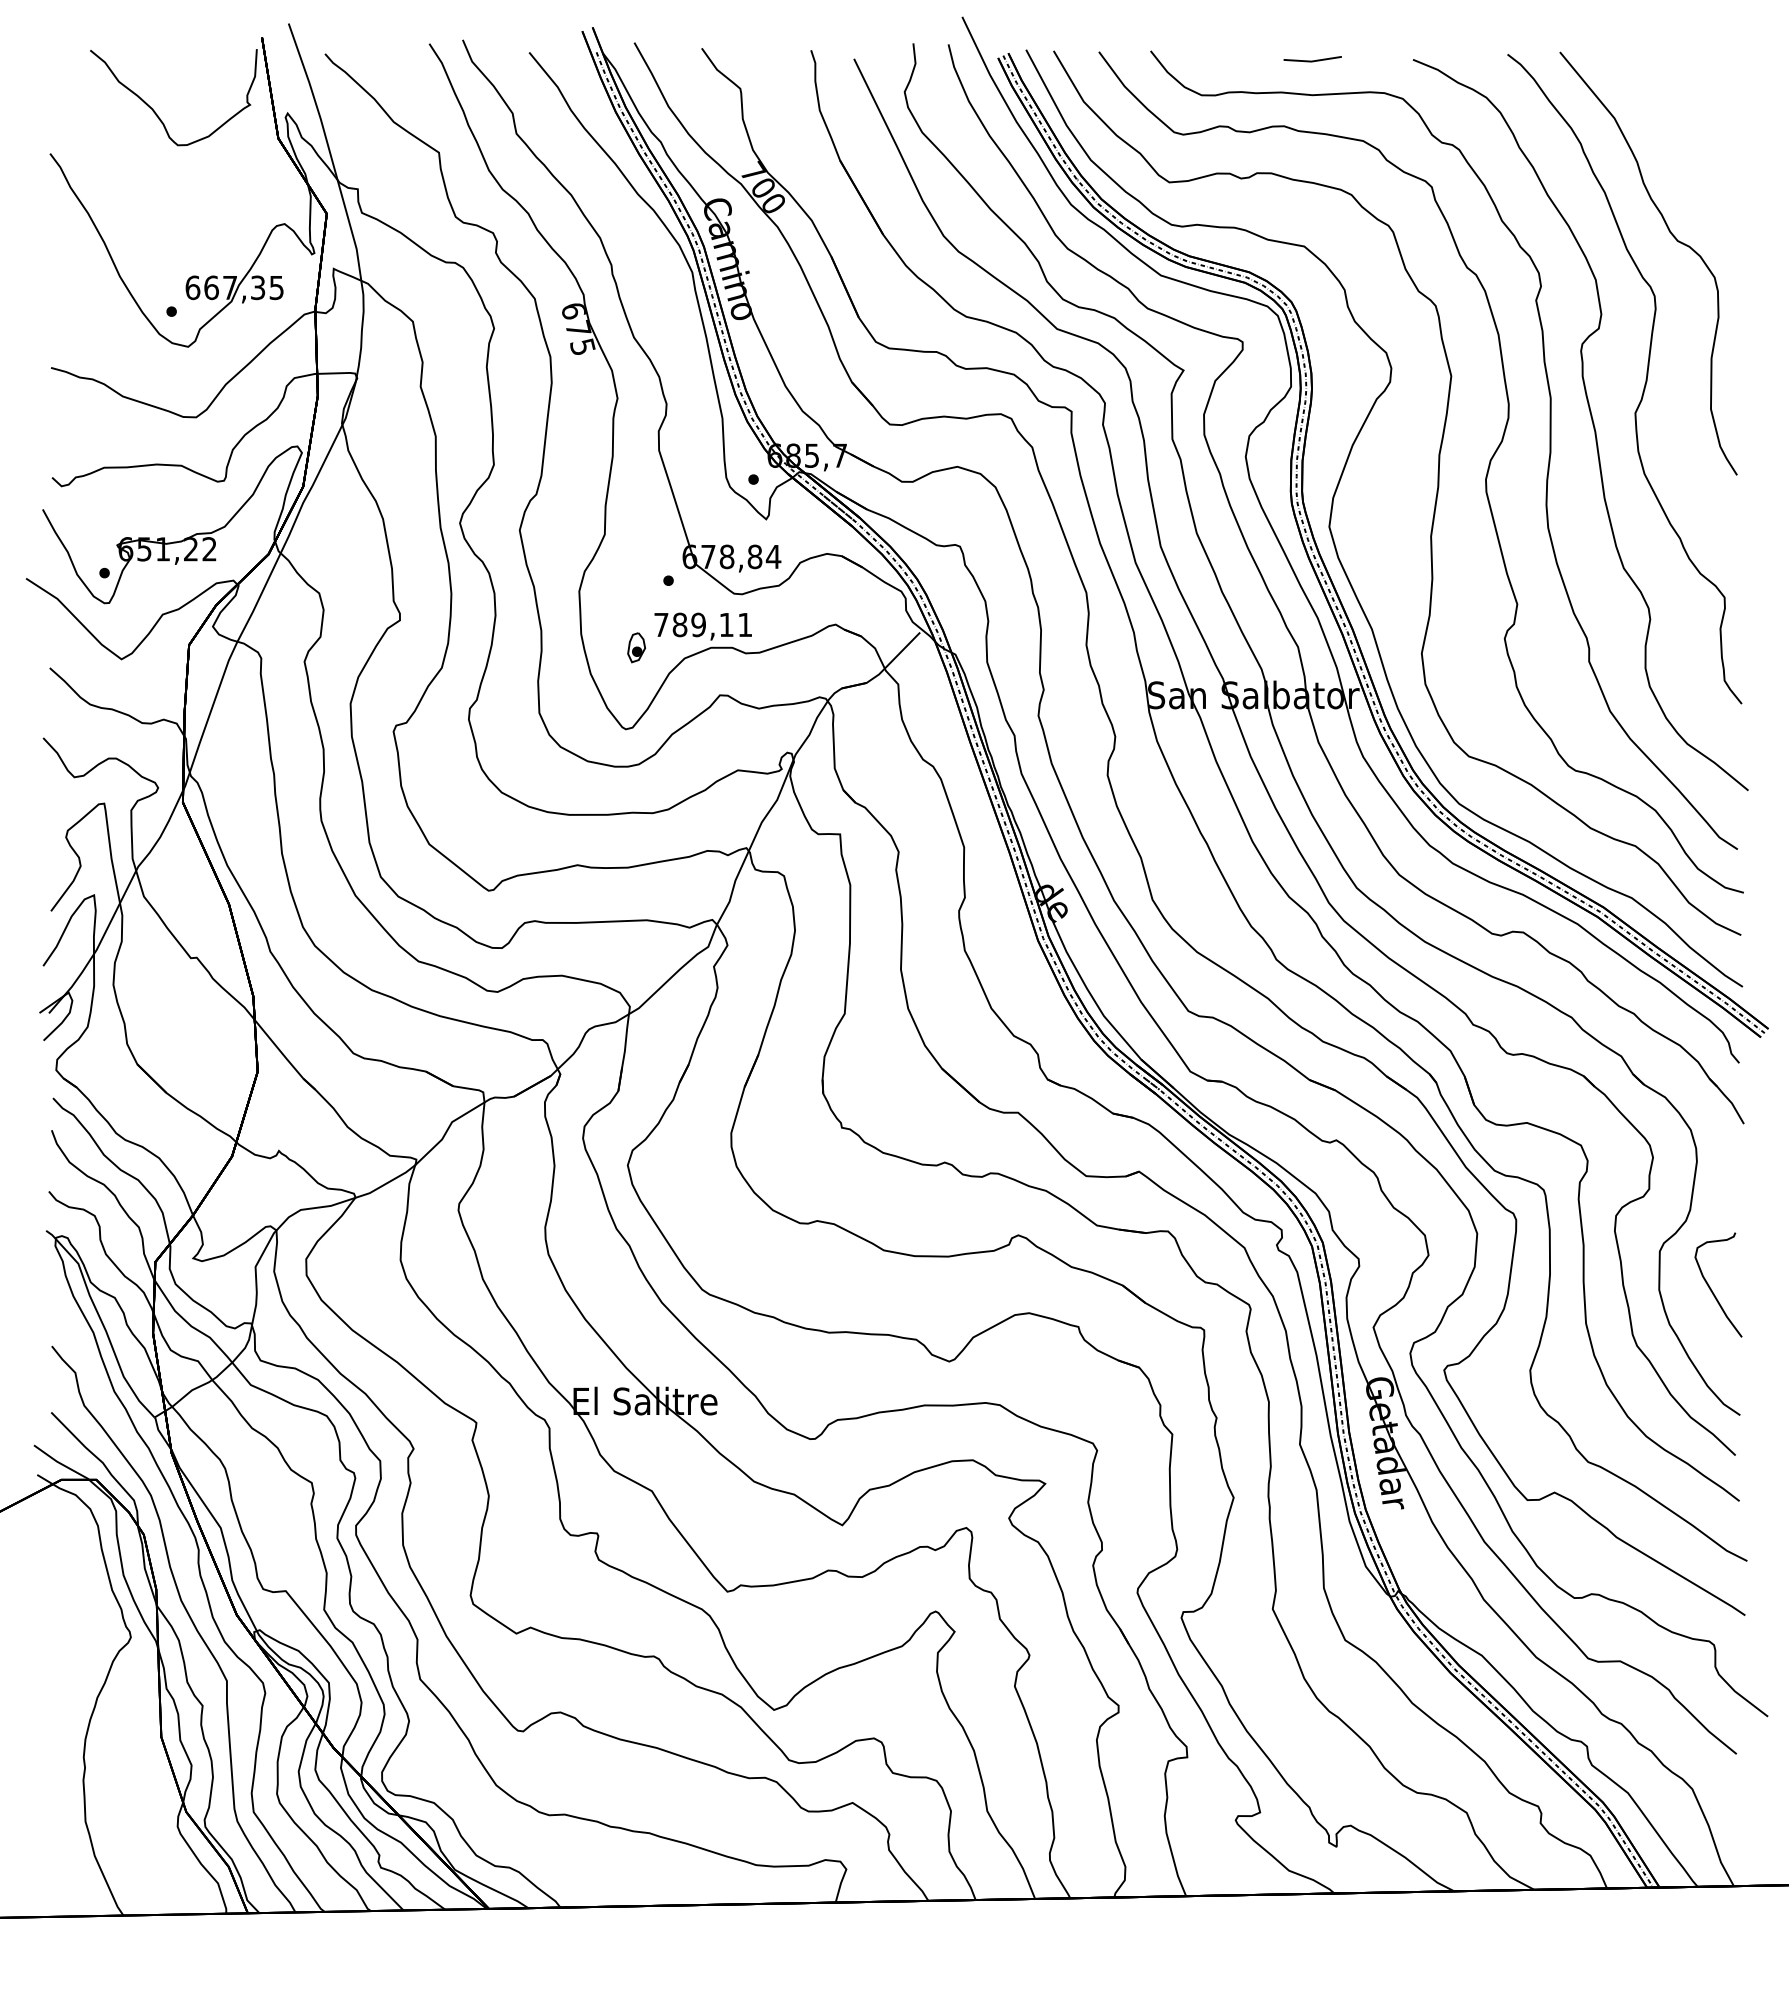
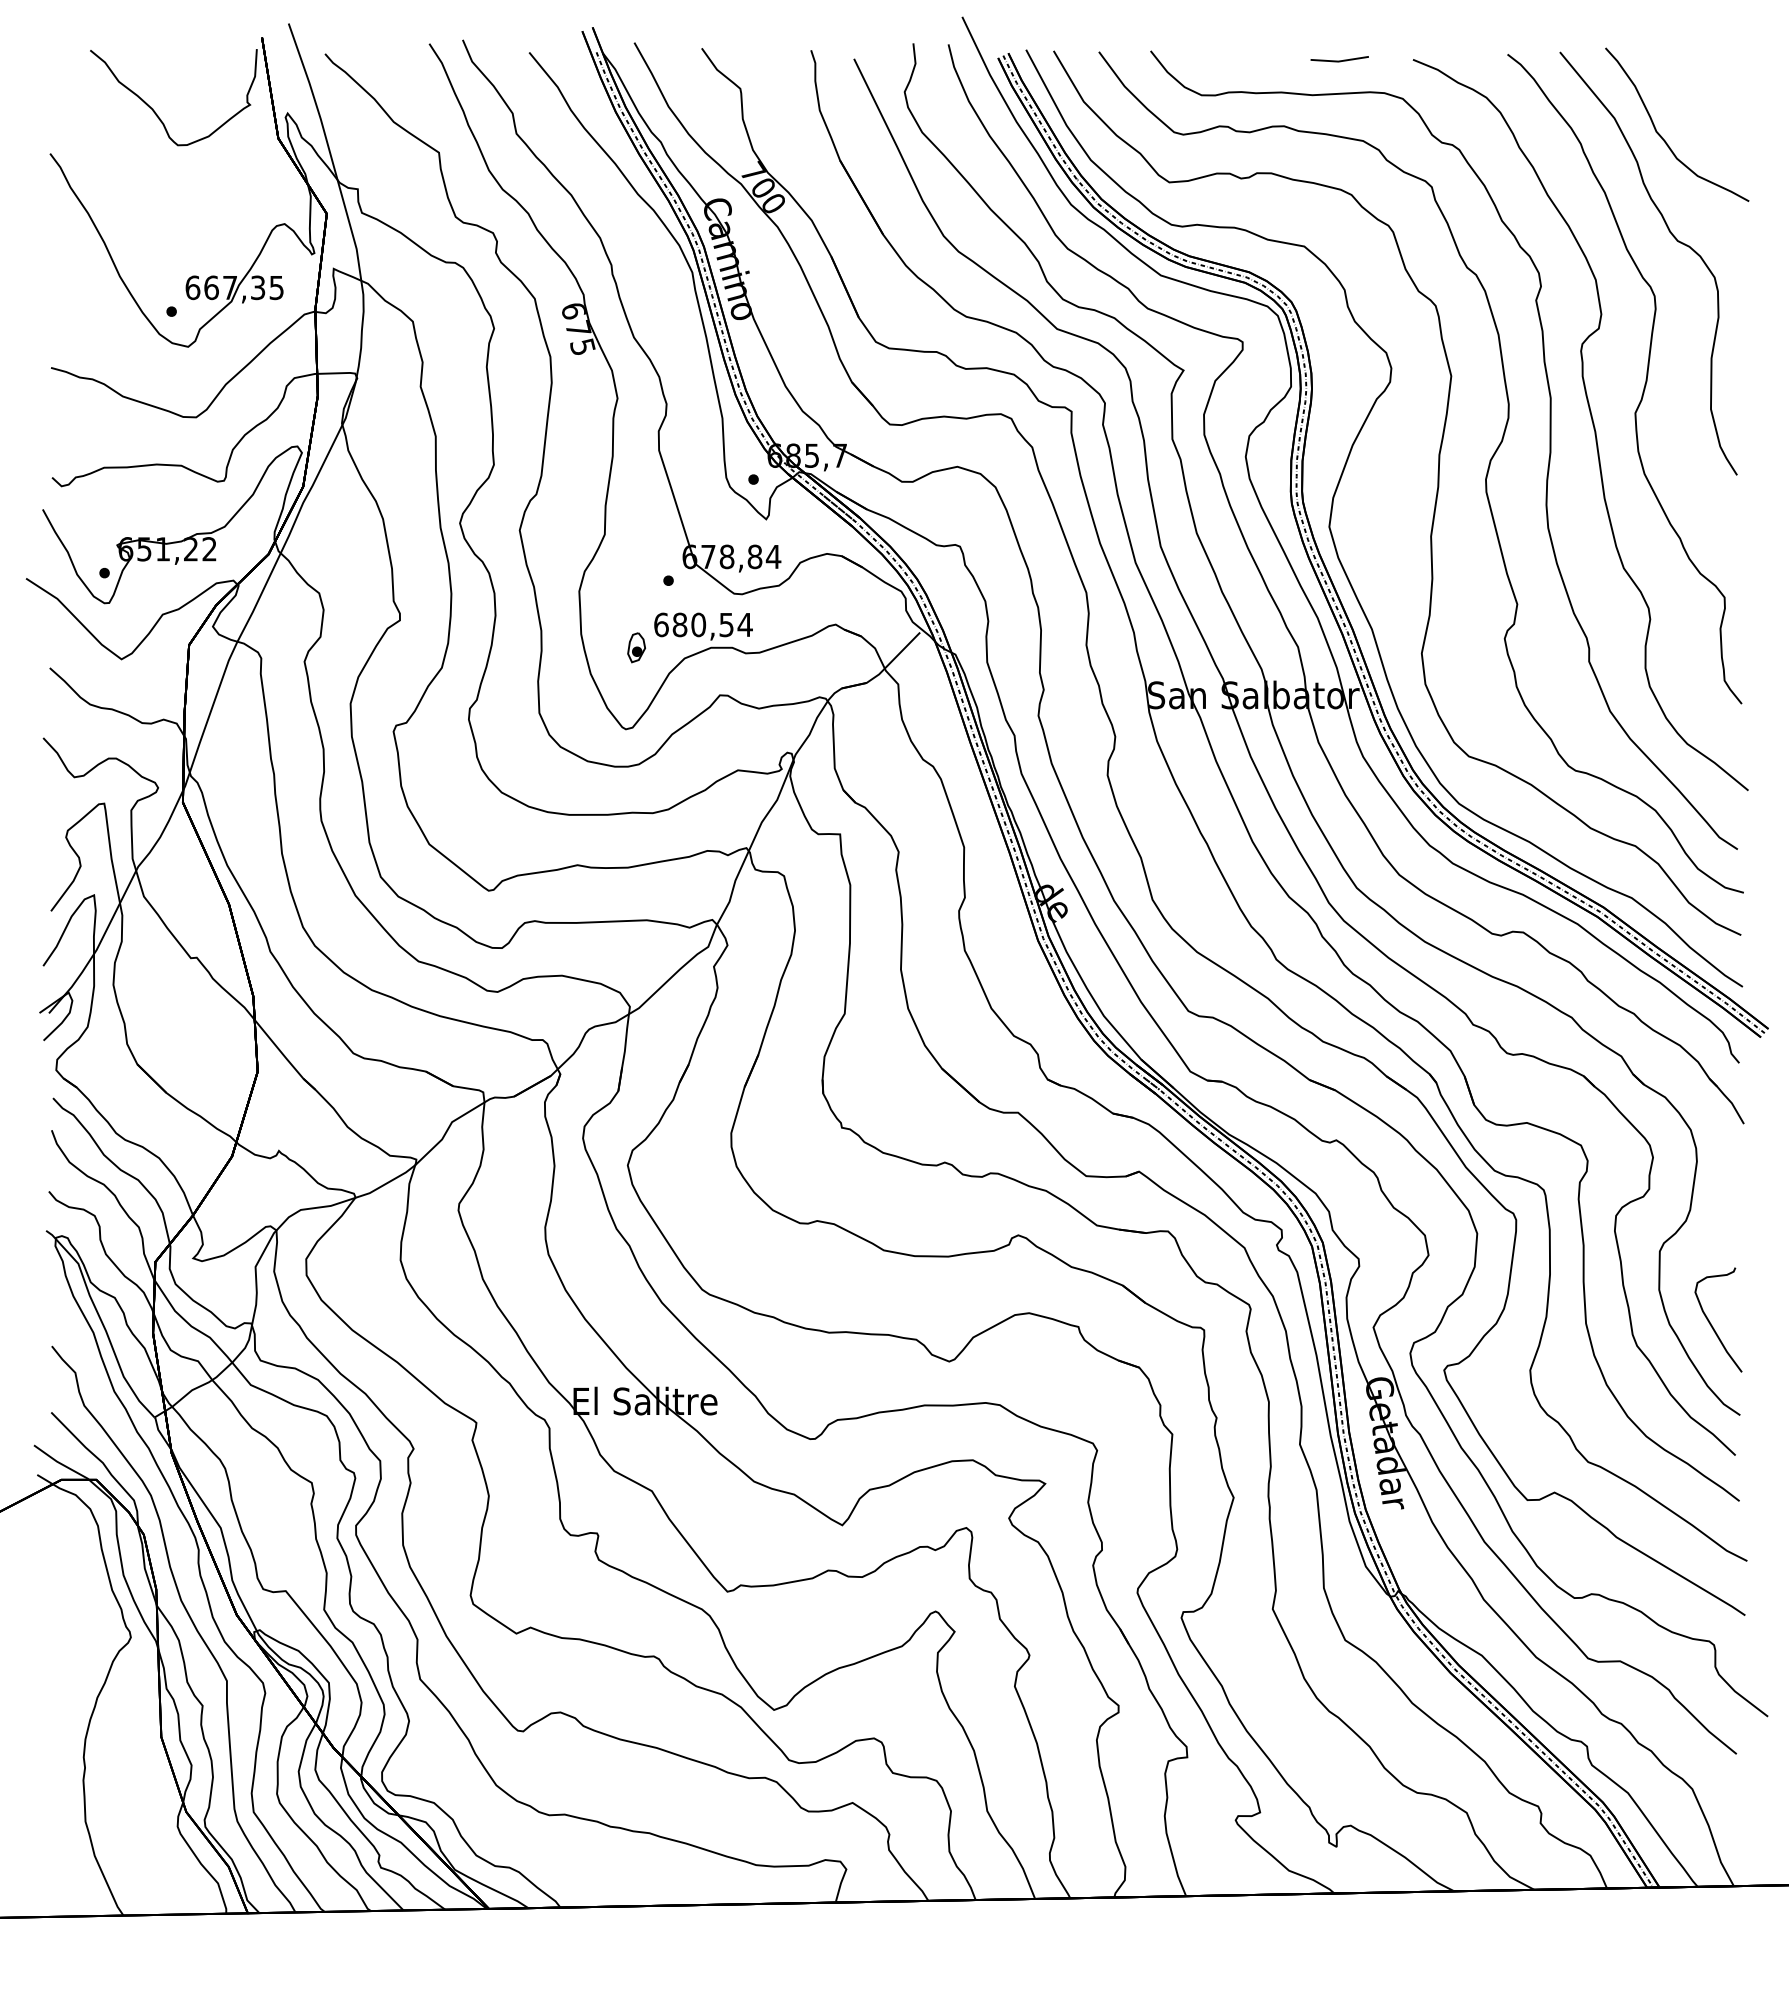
line position: (1312, 60) -> (1339, 60) (1339, 60)
curve: none -> present (1661, 135)
text: 789,11 -> 680,54 (703, 624)
curve position: (1711, 1288) -> (1711, 1323) (1711, 1323)
